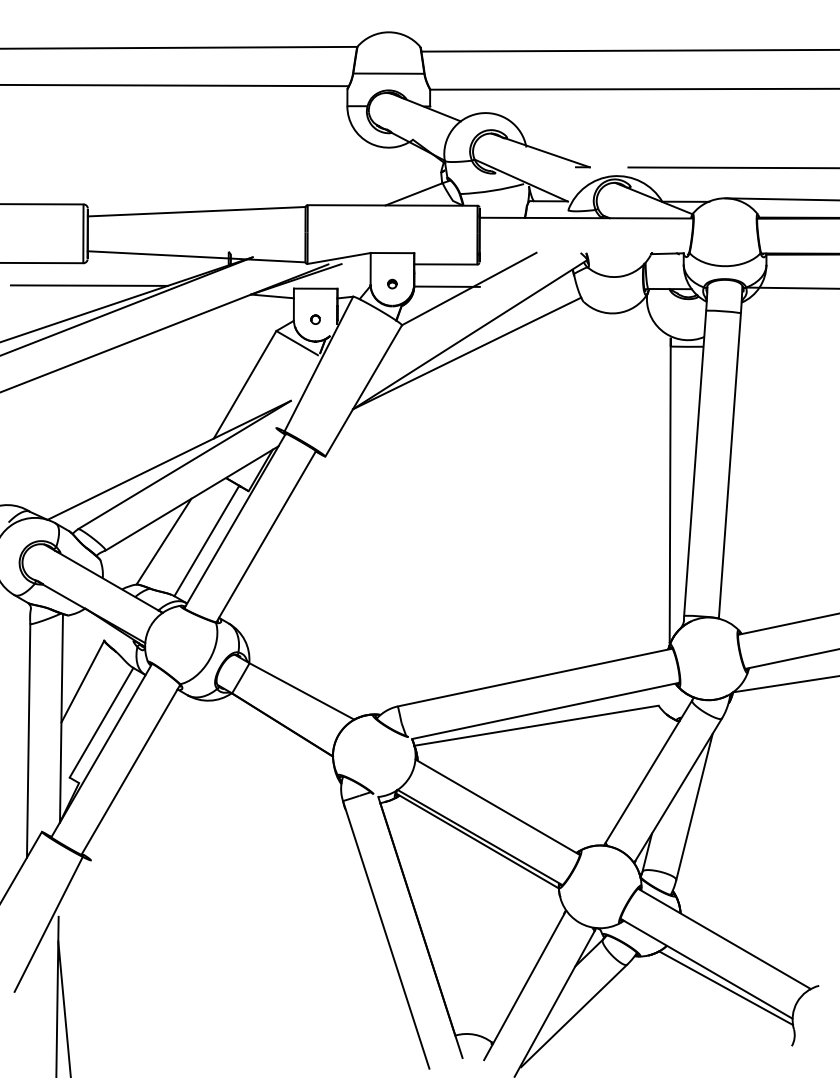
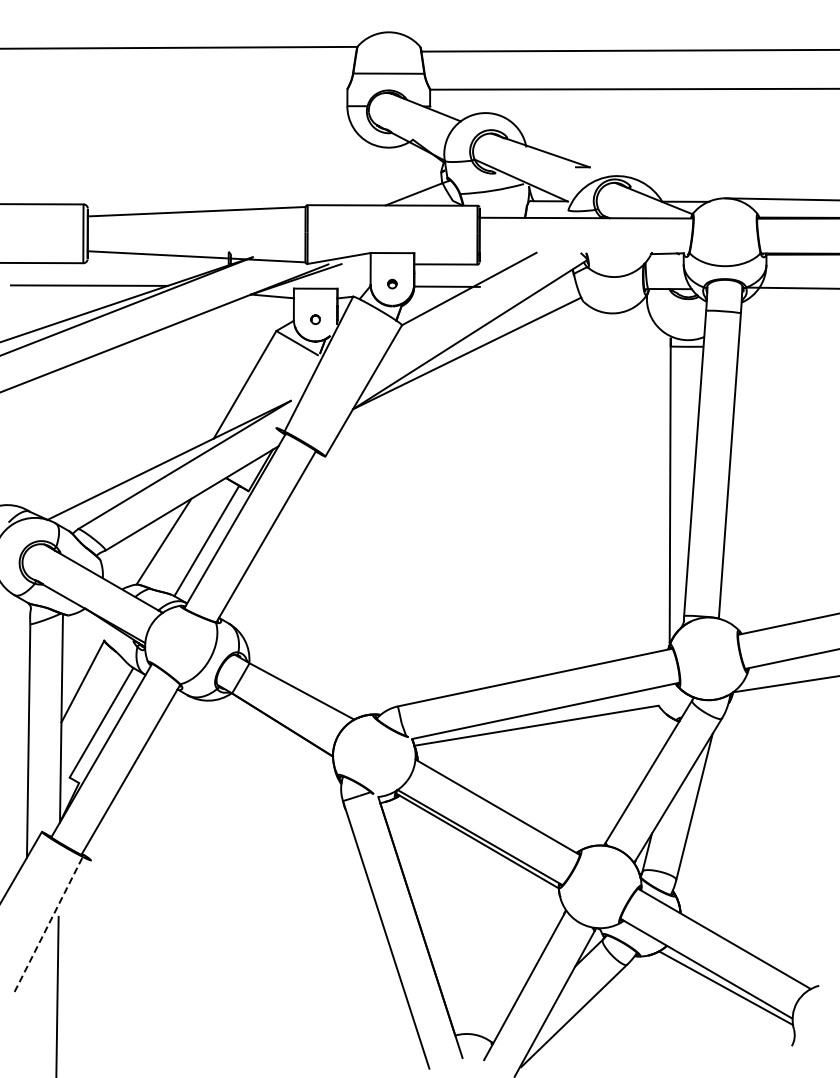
line: present -> none (175, 85)
line: present -> none (732, 167)
line: solid -> dashed (49, 923)
line: present -> none (64, 1007)
